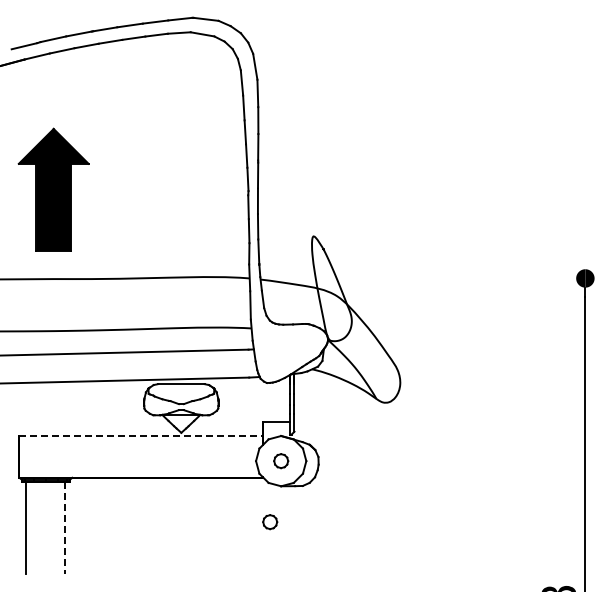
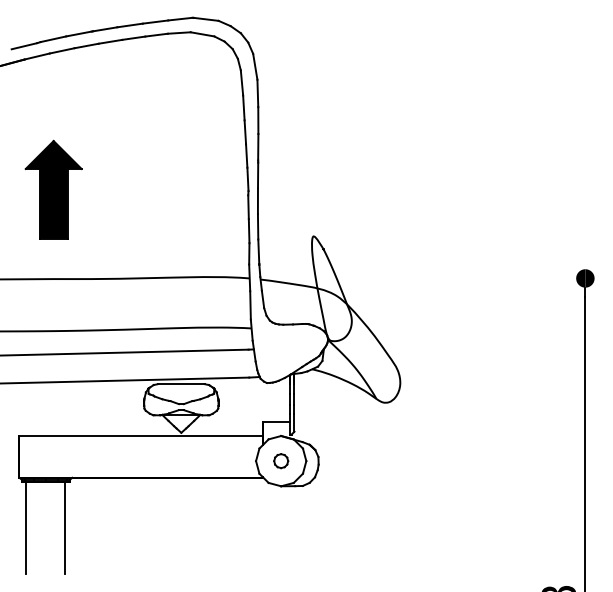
part size: 73x125 px -> 59x101 px (53, 189)
line: dashed -> solid (141, 436)
part: present -> none (270, 522)
line: dashed -> solid (65, 528)
